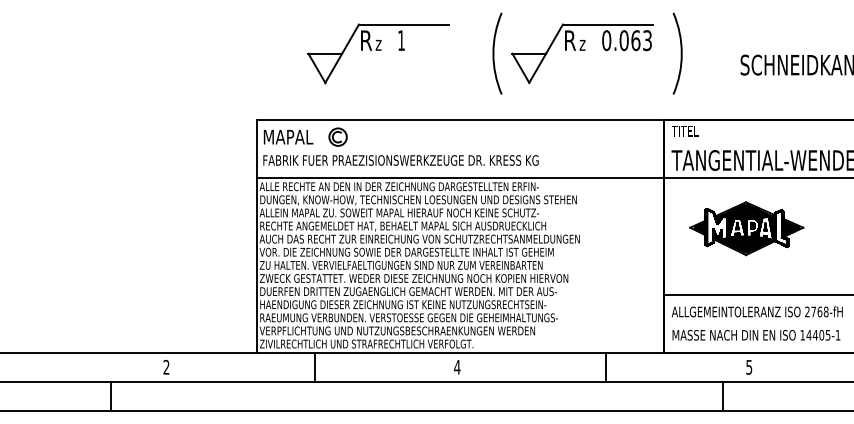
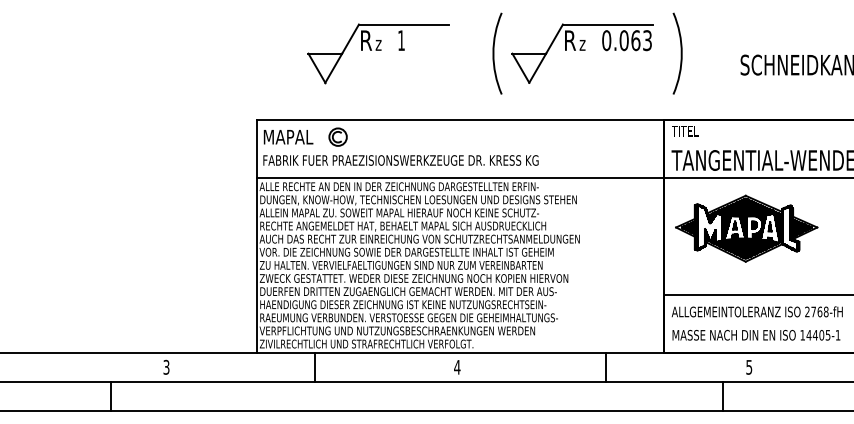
part size: 116x56 px -> 144x69 px (746, 228)
text: 2 -> 3 (166, 367)
